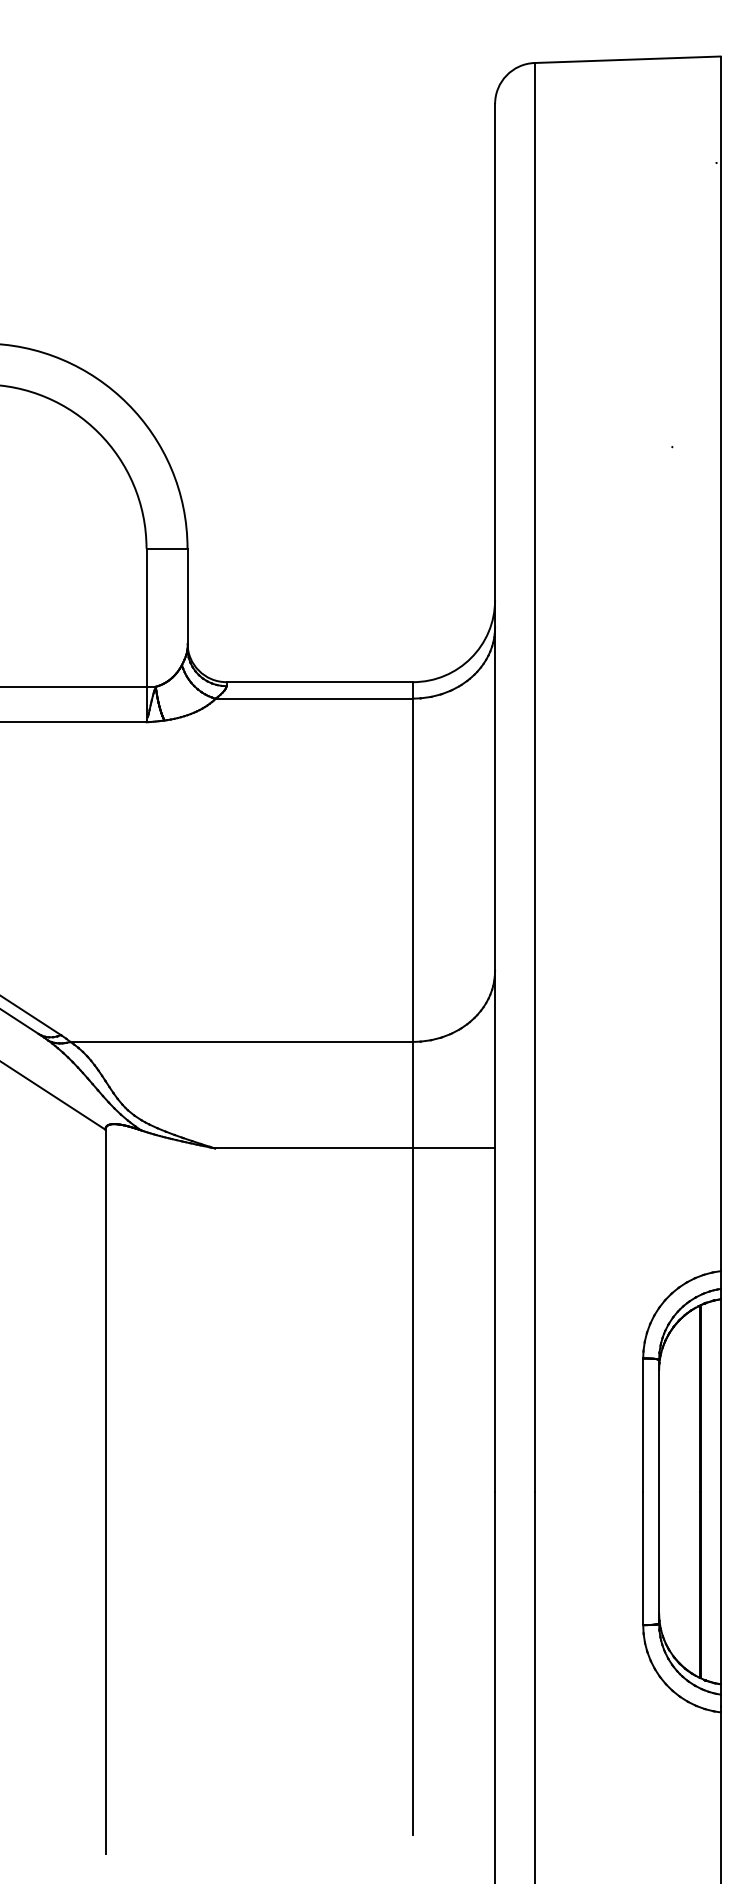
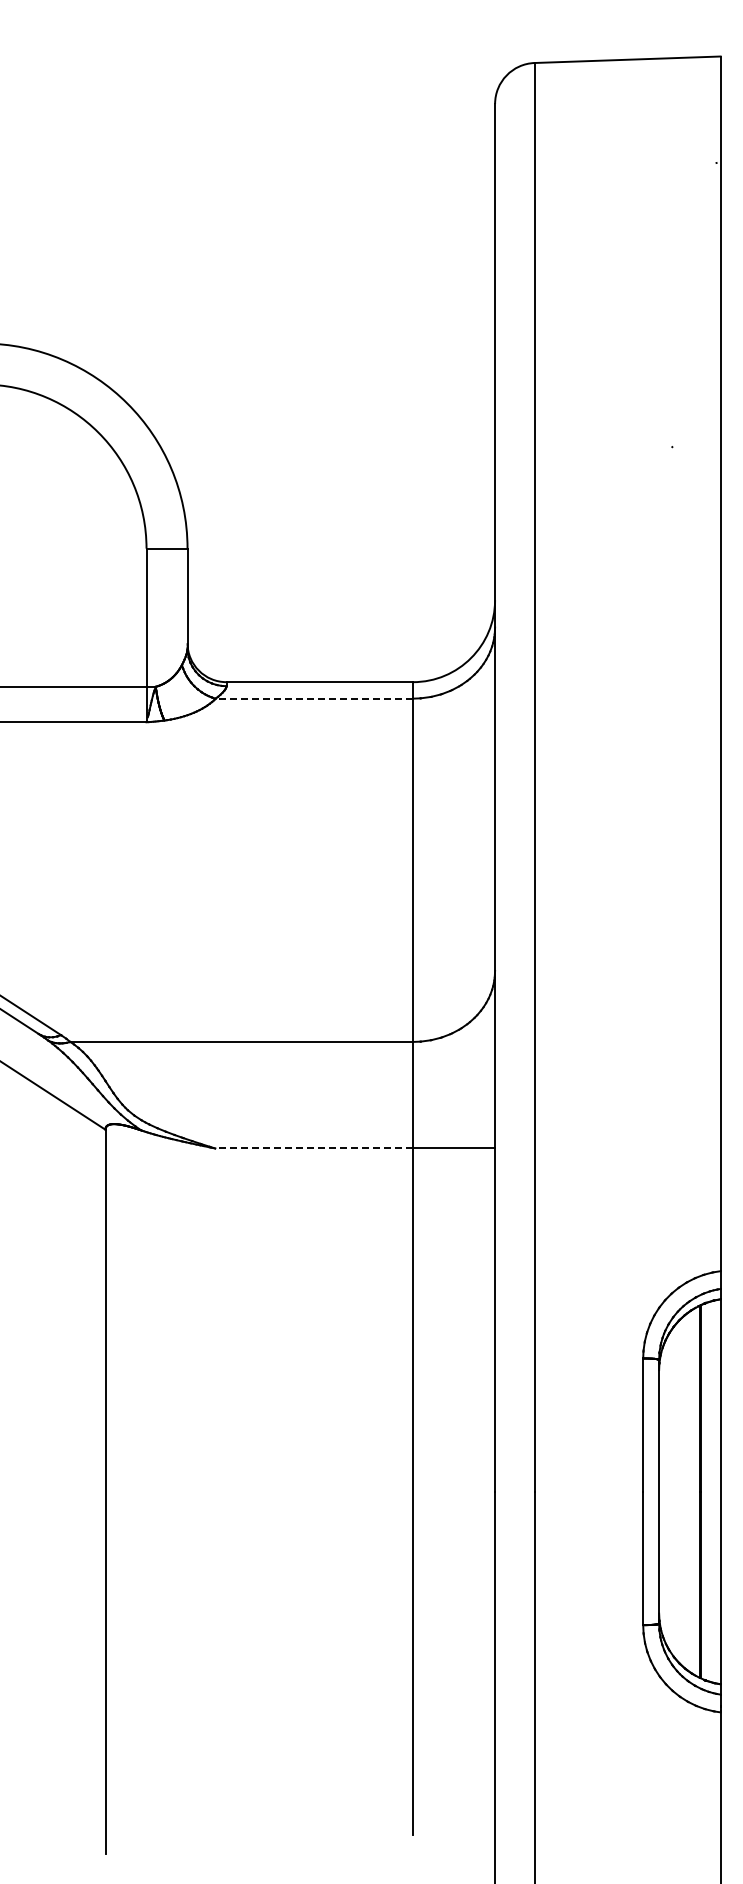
line: solid -> dashed (314, 698)
line: solid -> dashed (314, 1148)
